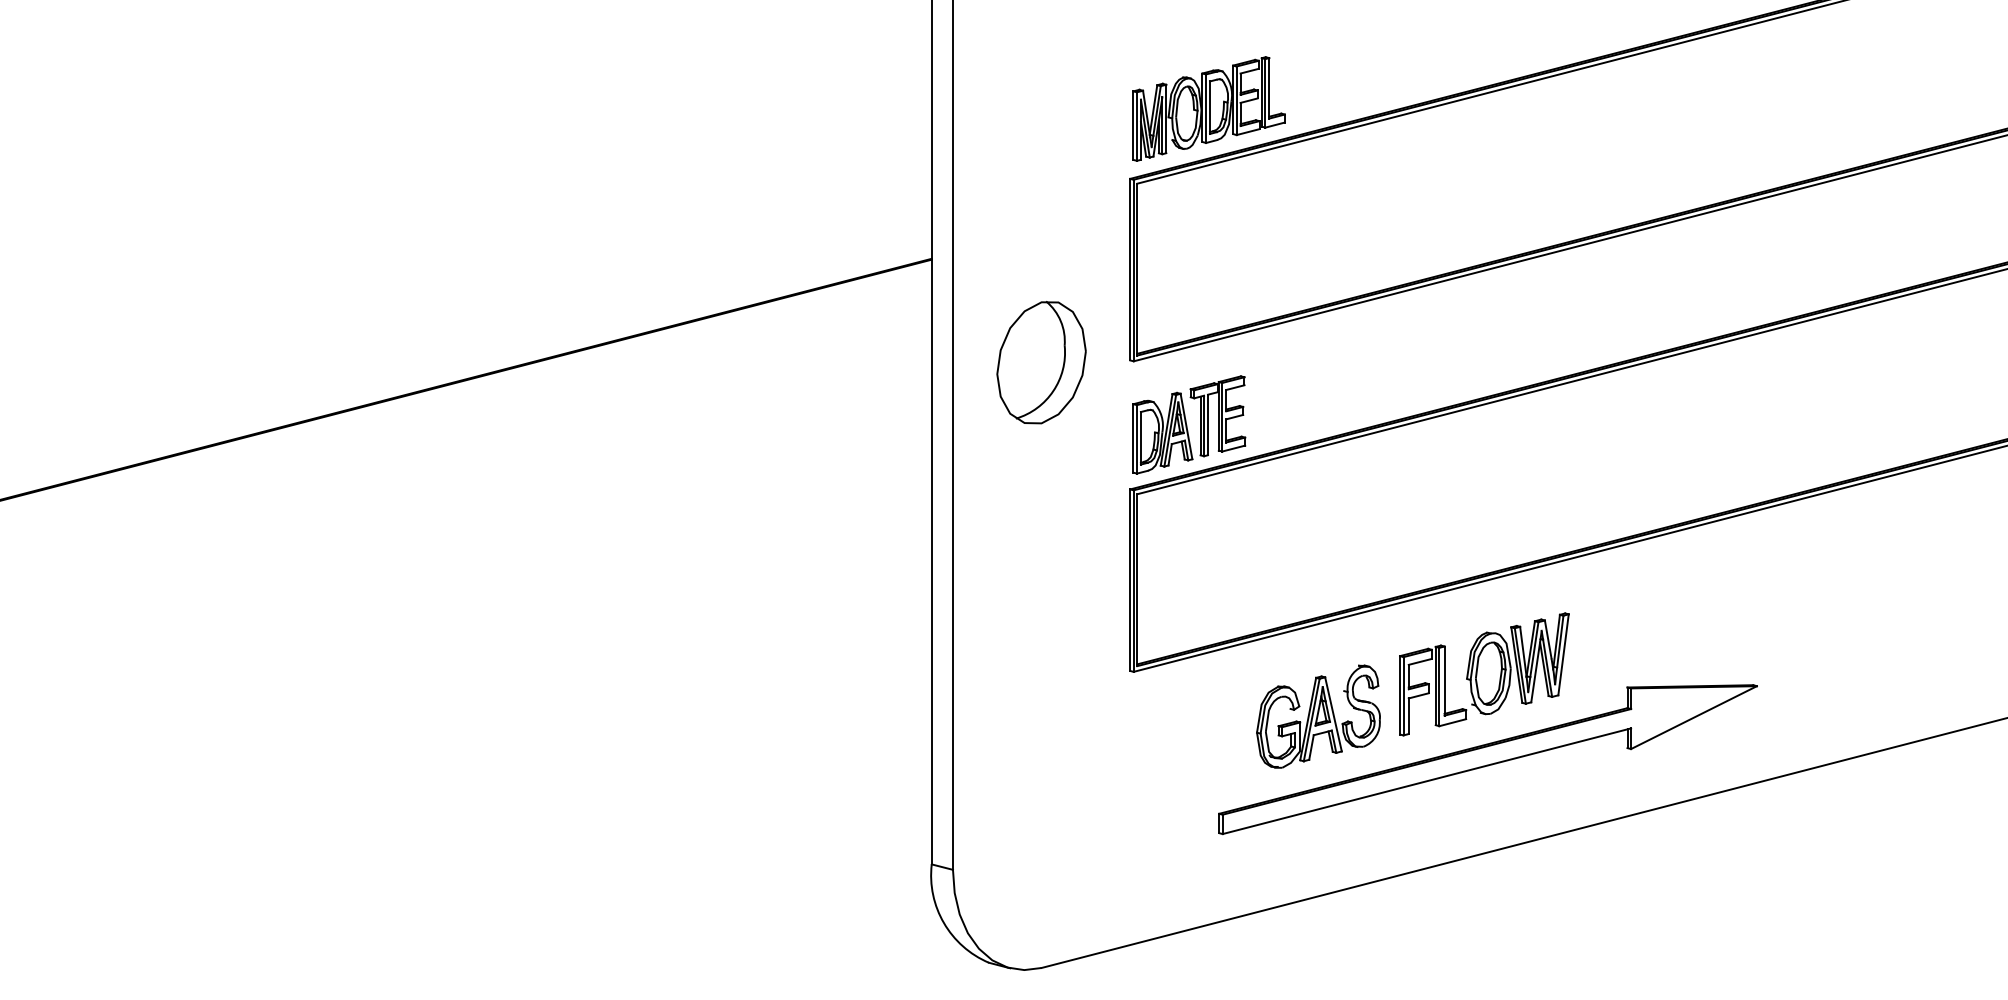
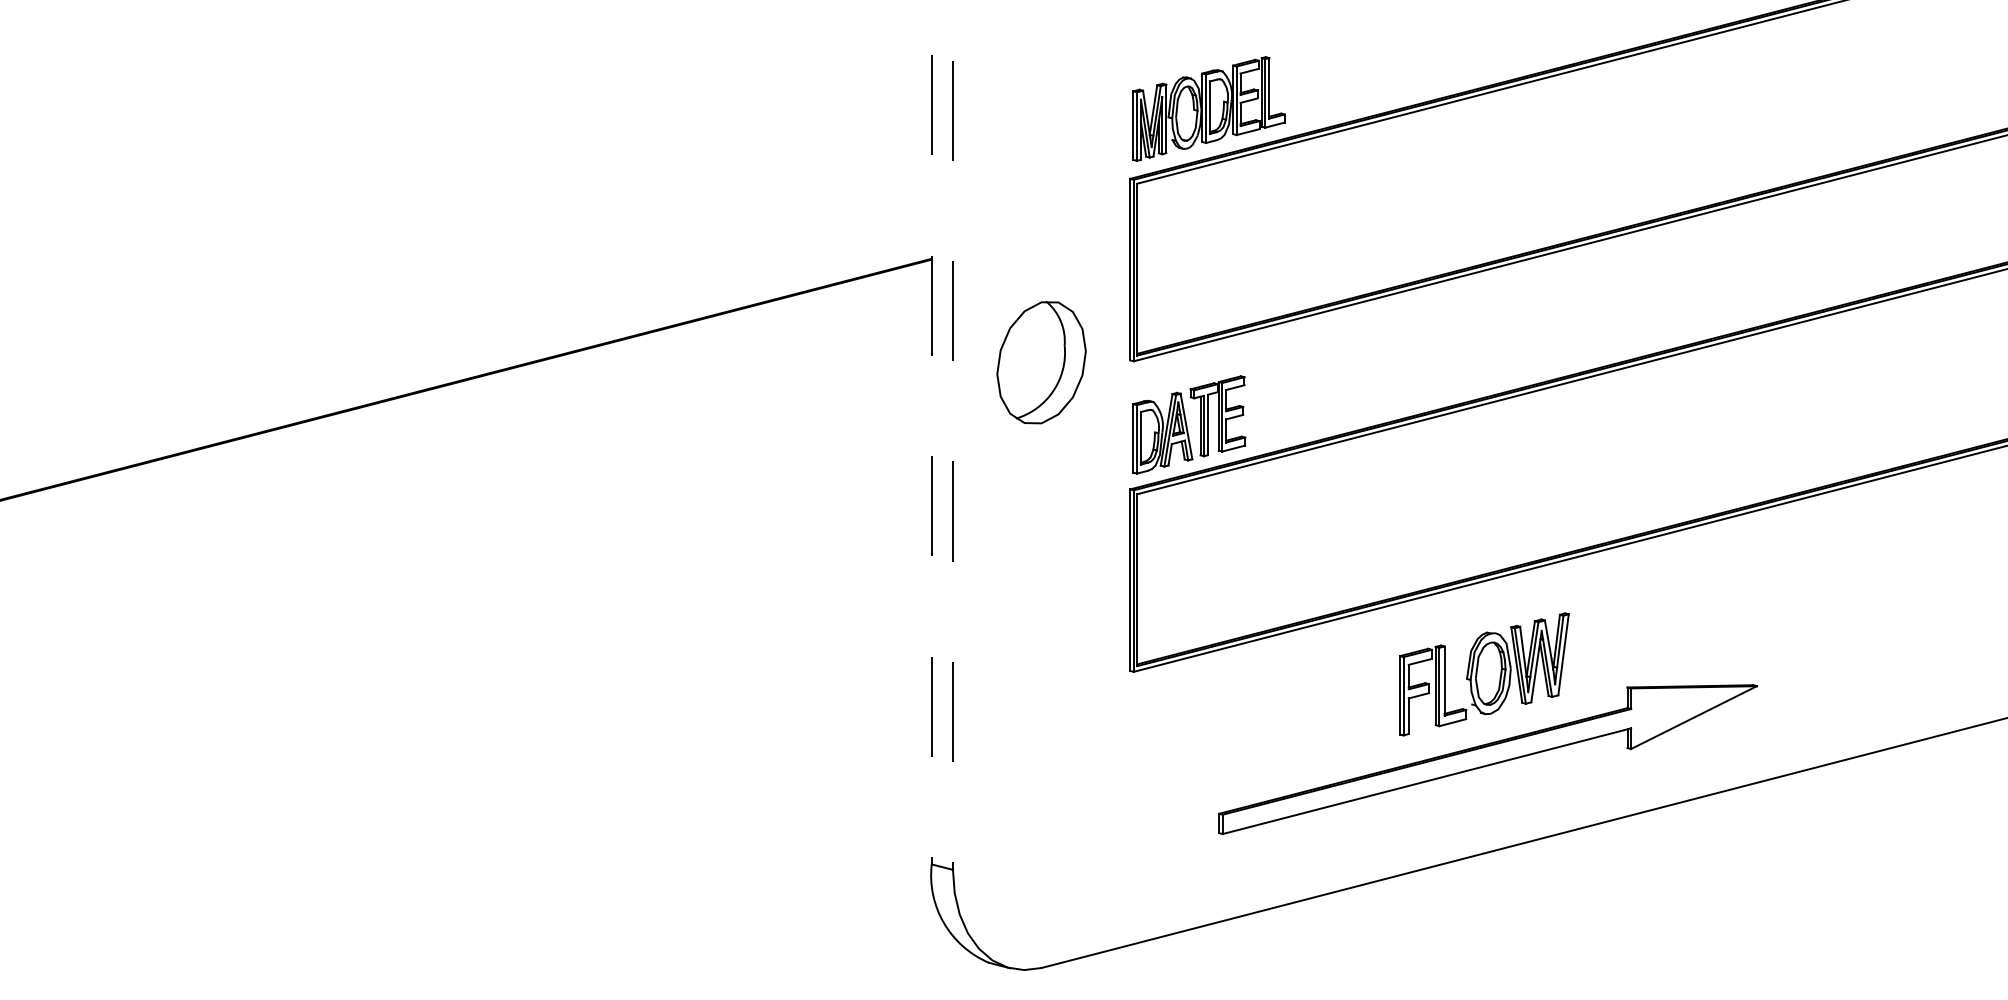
line: solid -> dashed (931, 432)
line: solid -> dashed (952, 435)
part: present -> none (1318, 716)
